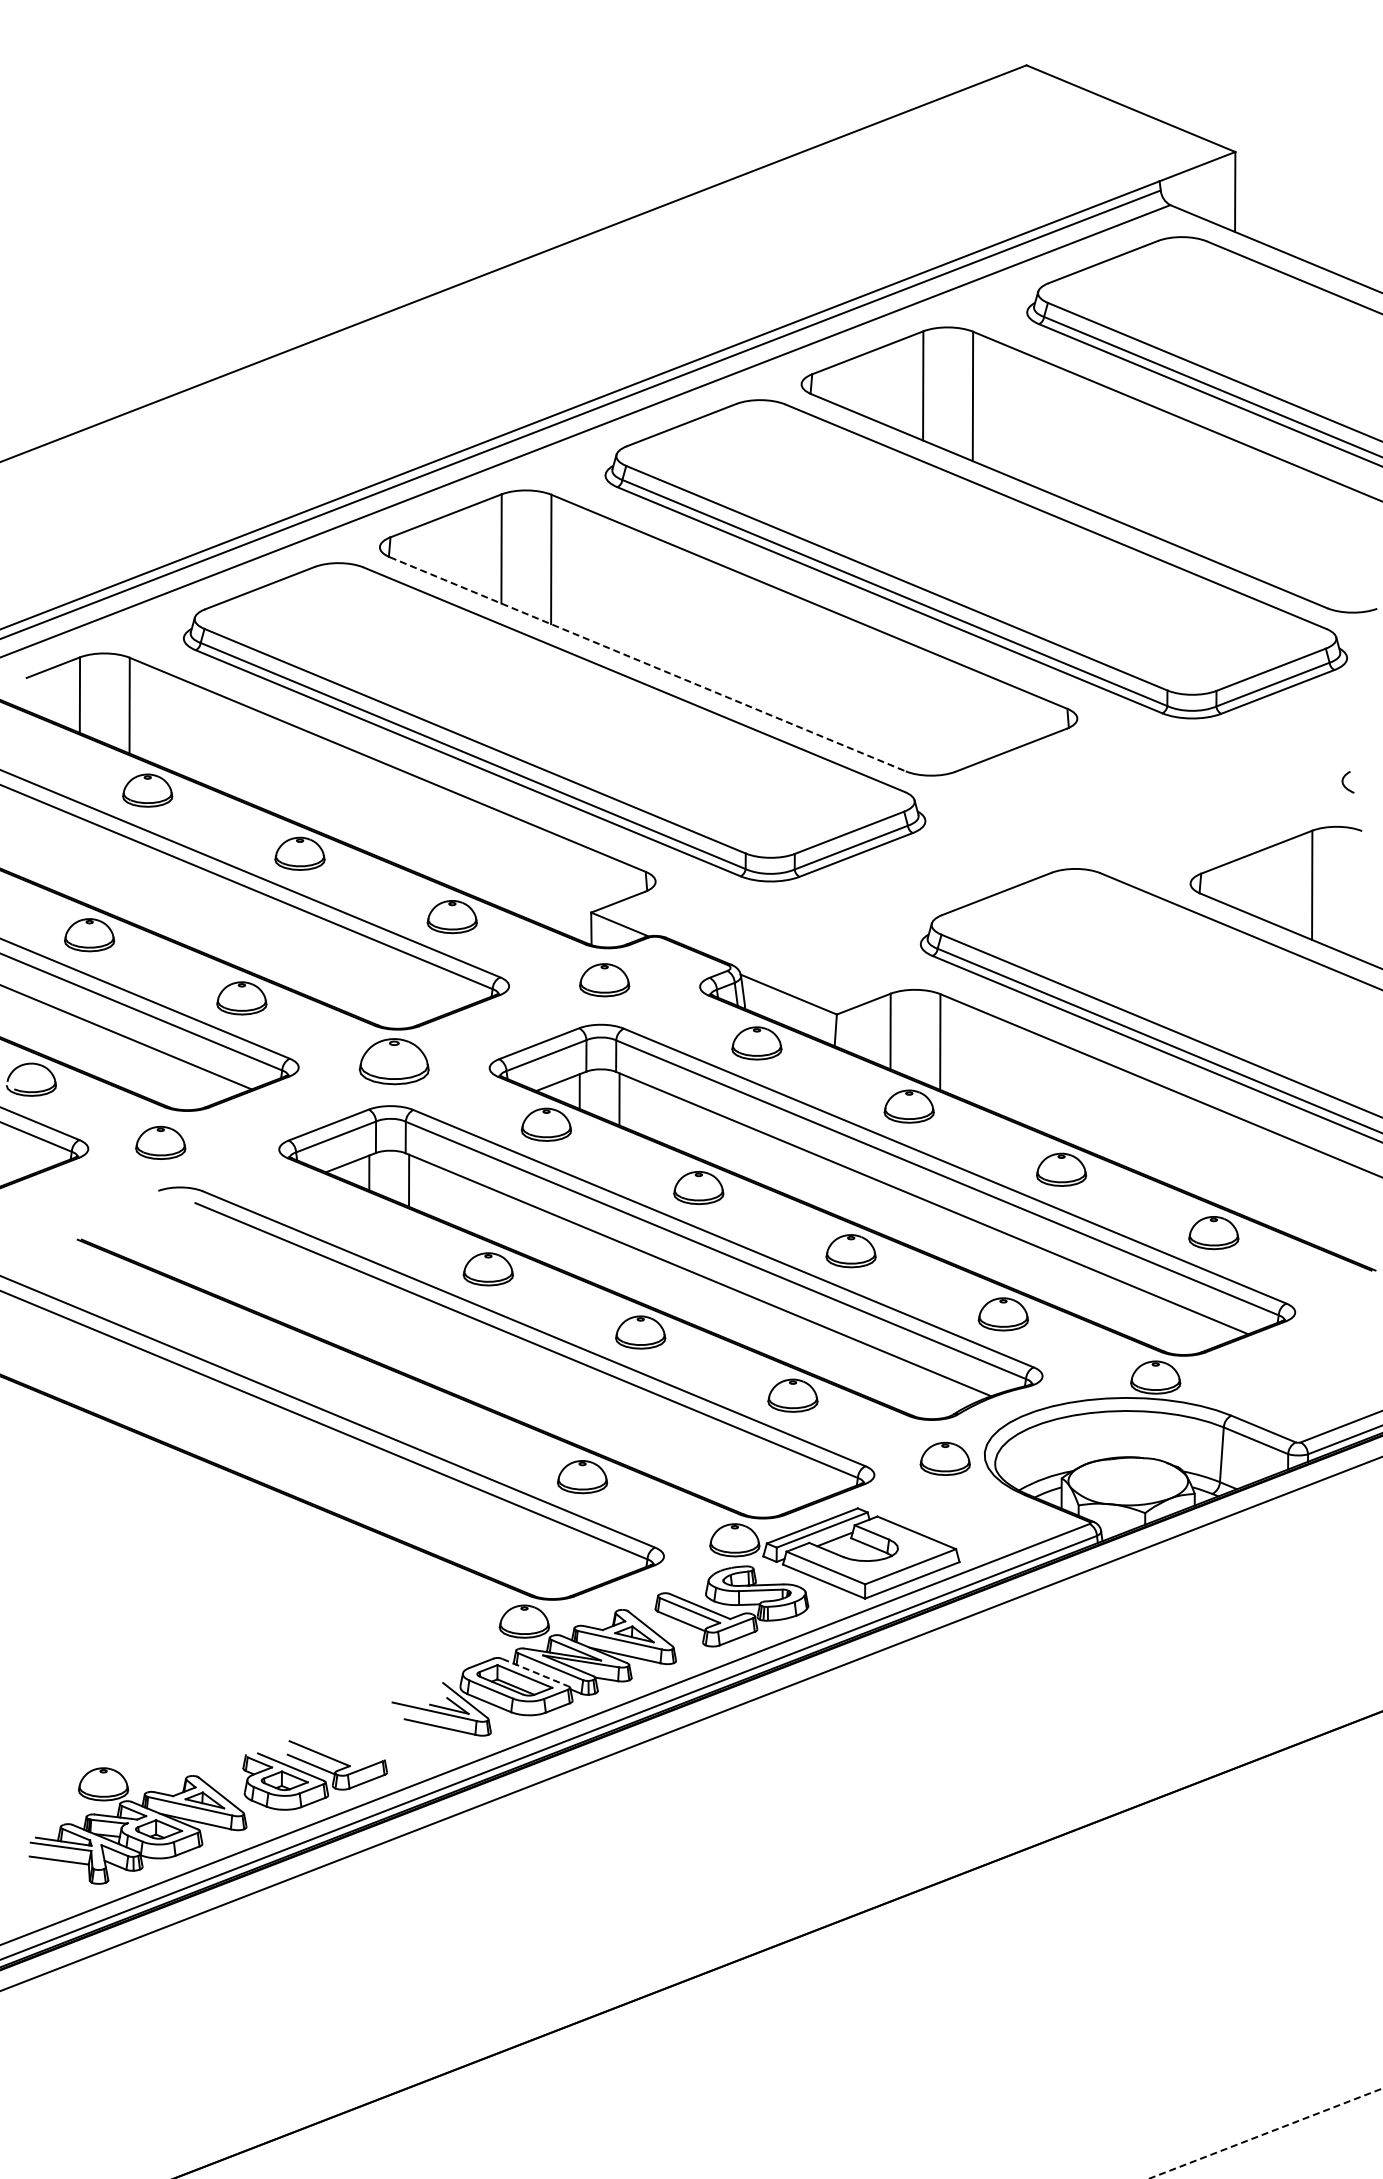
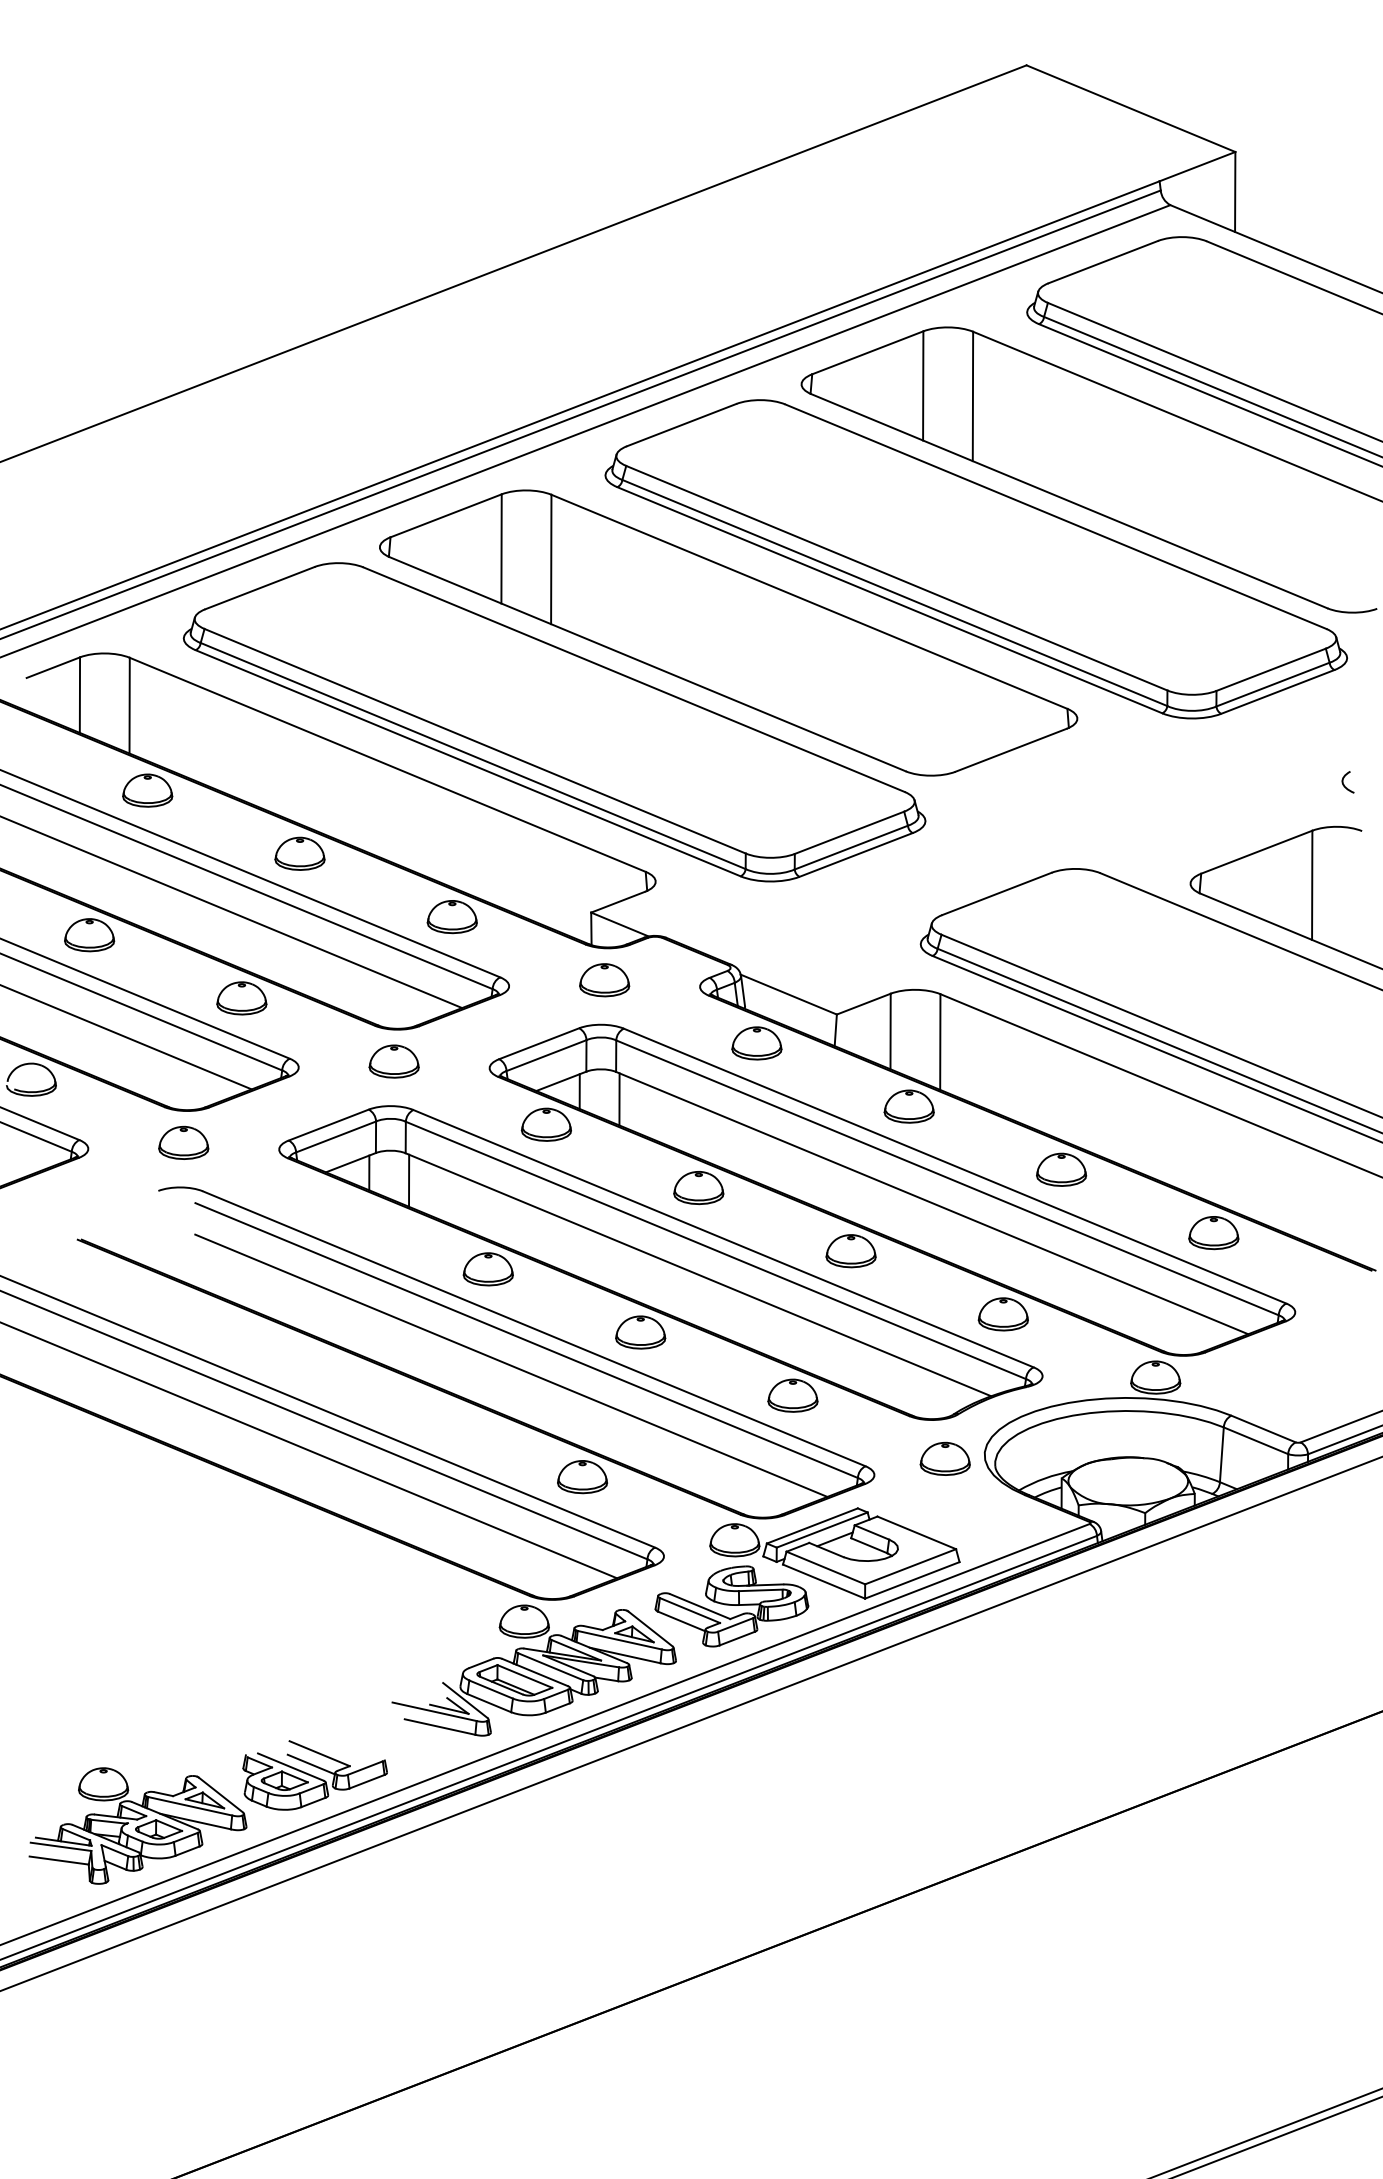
line: dashed -> solid (648, 664)
line: none -> present (232, 912)
part size: 72x48 px -> 52x35 px (393, 1061)
part position: (160, 1142) -> (183, 1142) (183, 1142)
line: none -> present (511, 1365)
line: none -> present (309, 1450)
line: dashed -> solid (535, 1672)
line: dashed -> solid (1265, 2133)
line: none -> present (1278, 2136)
